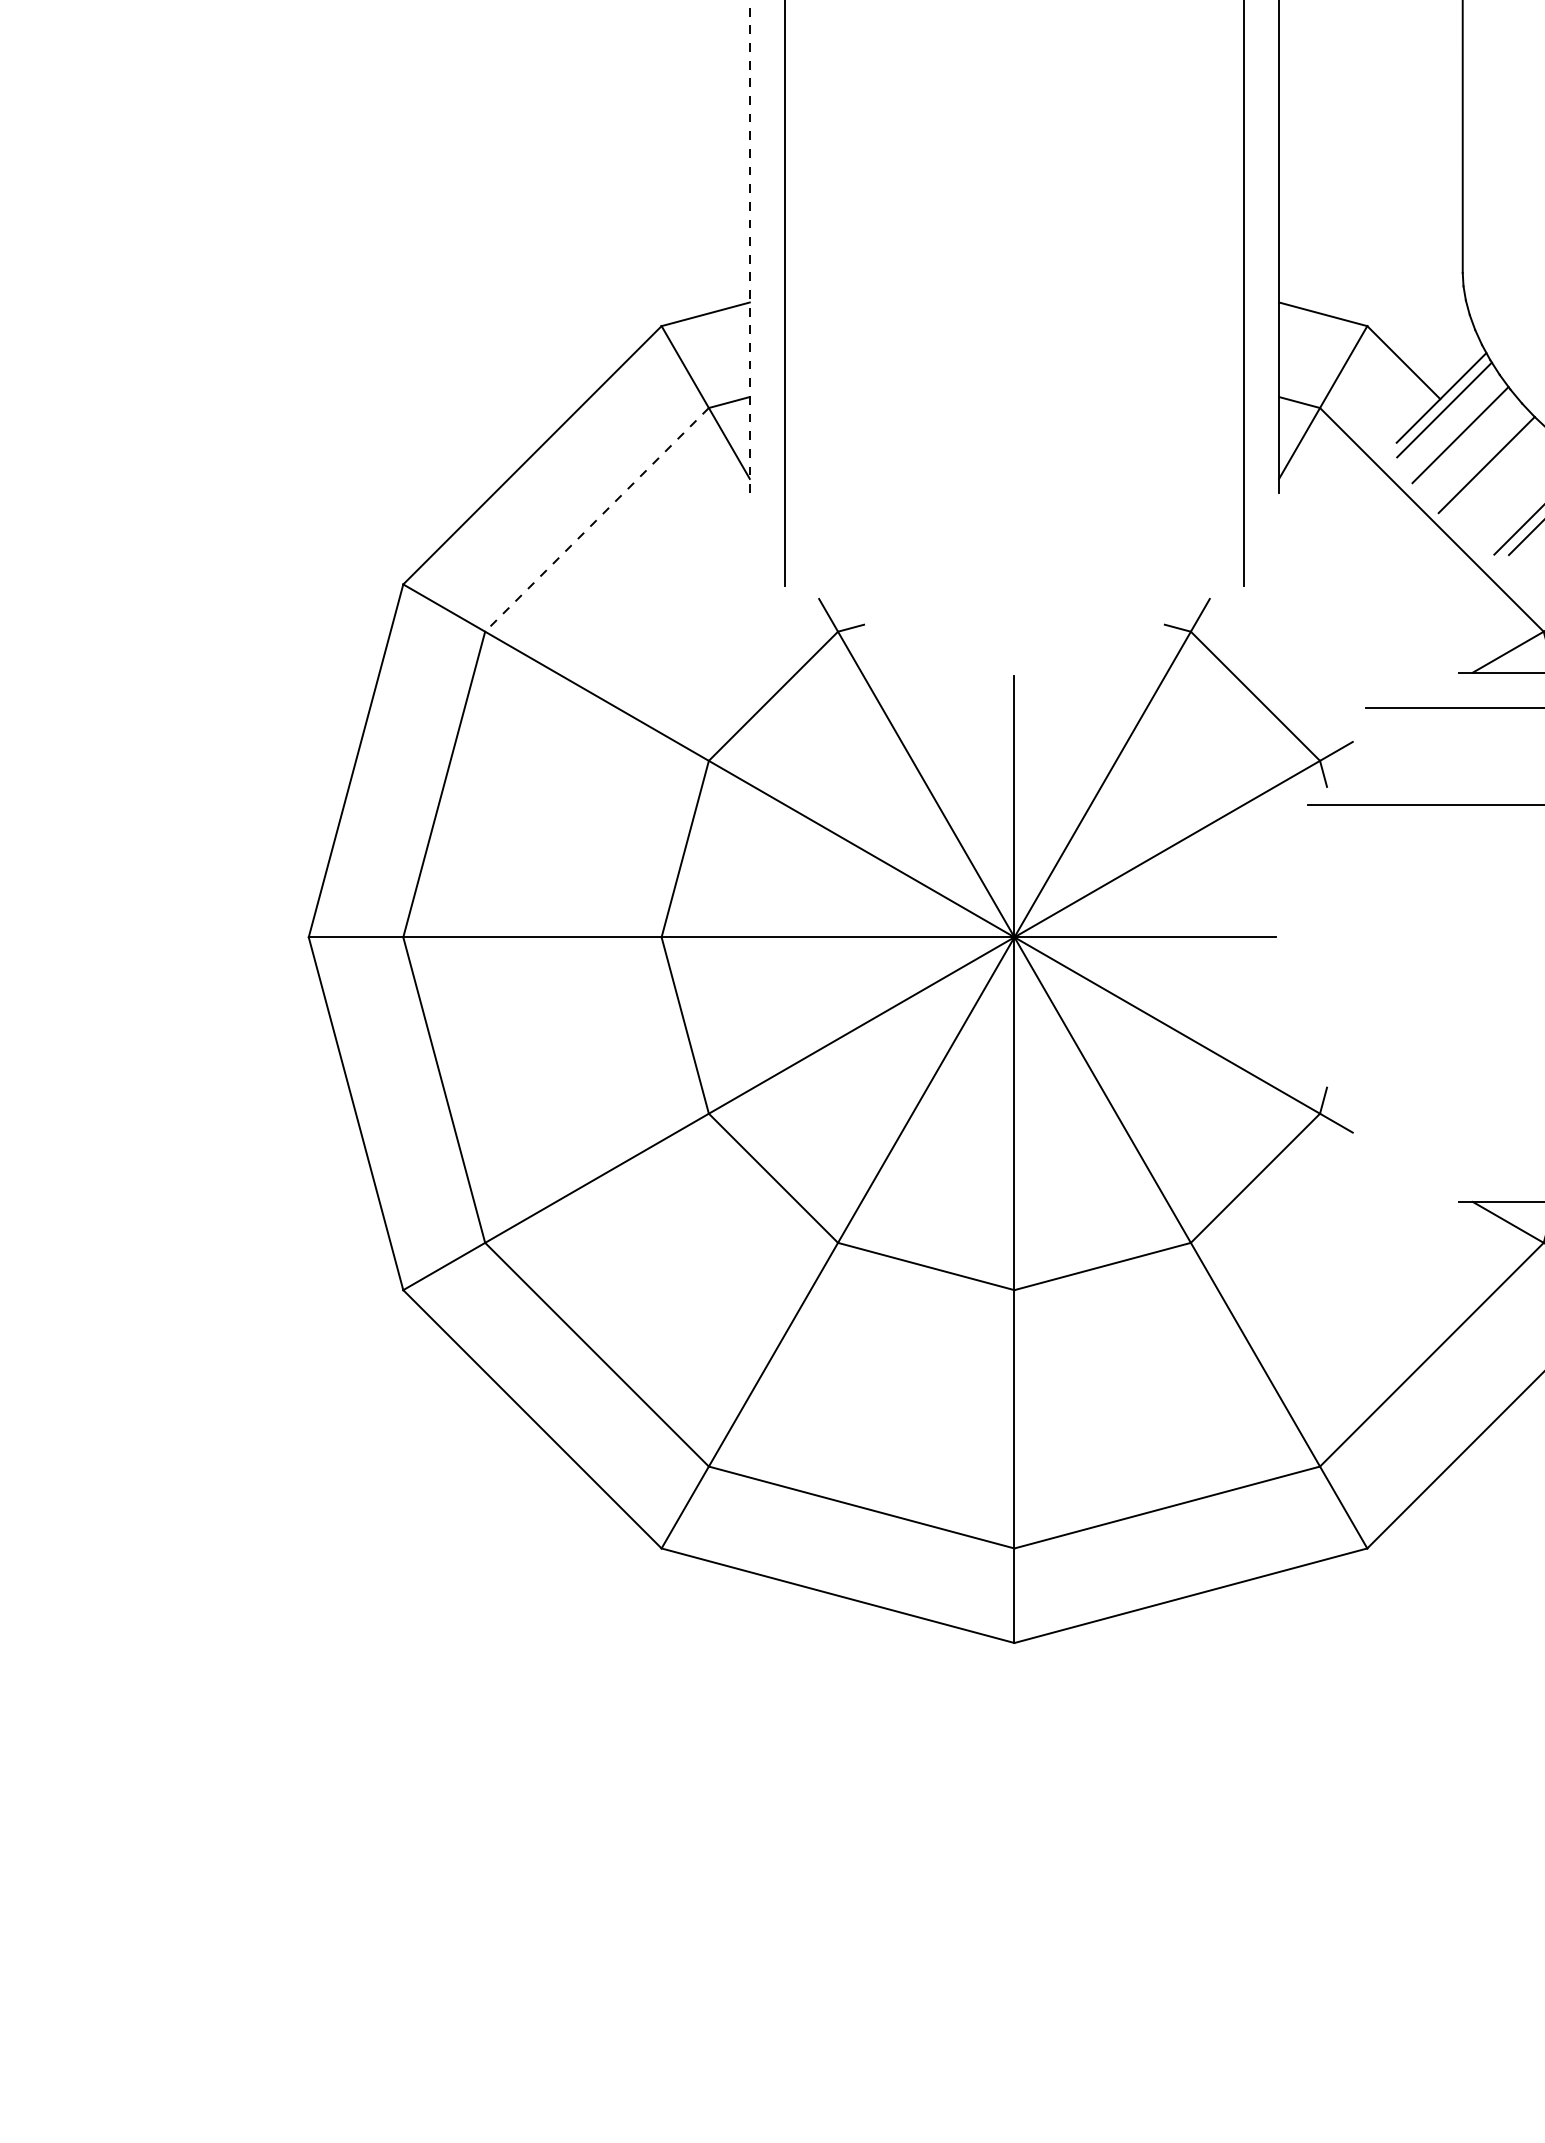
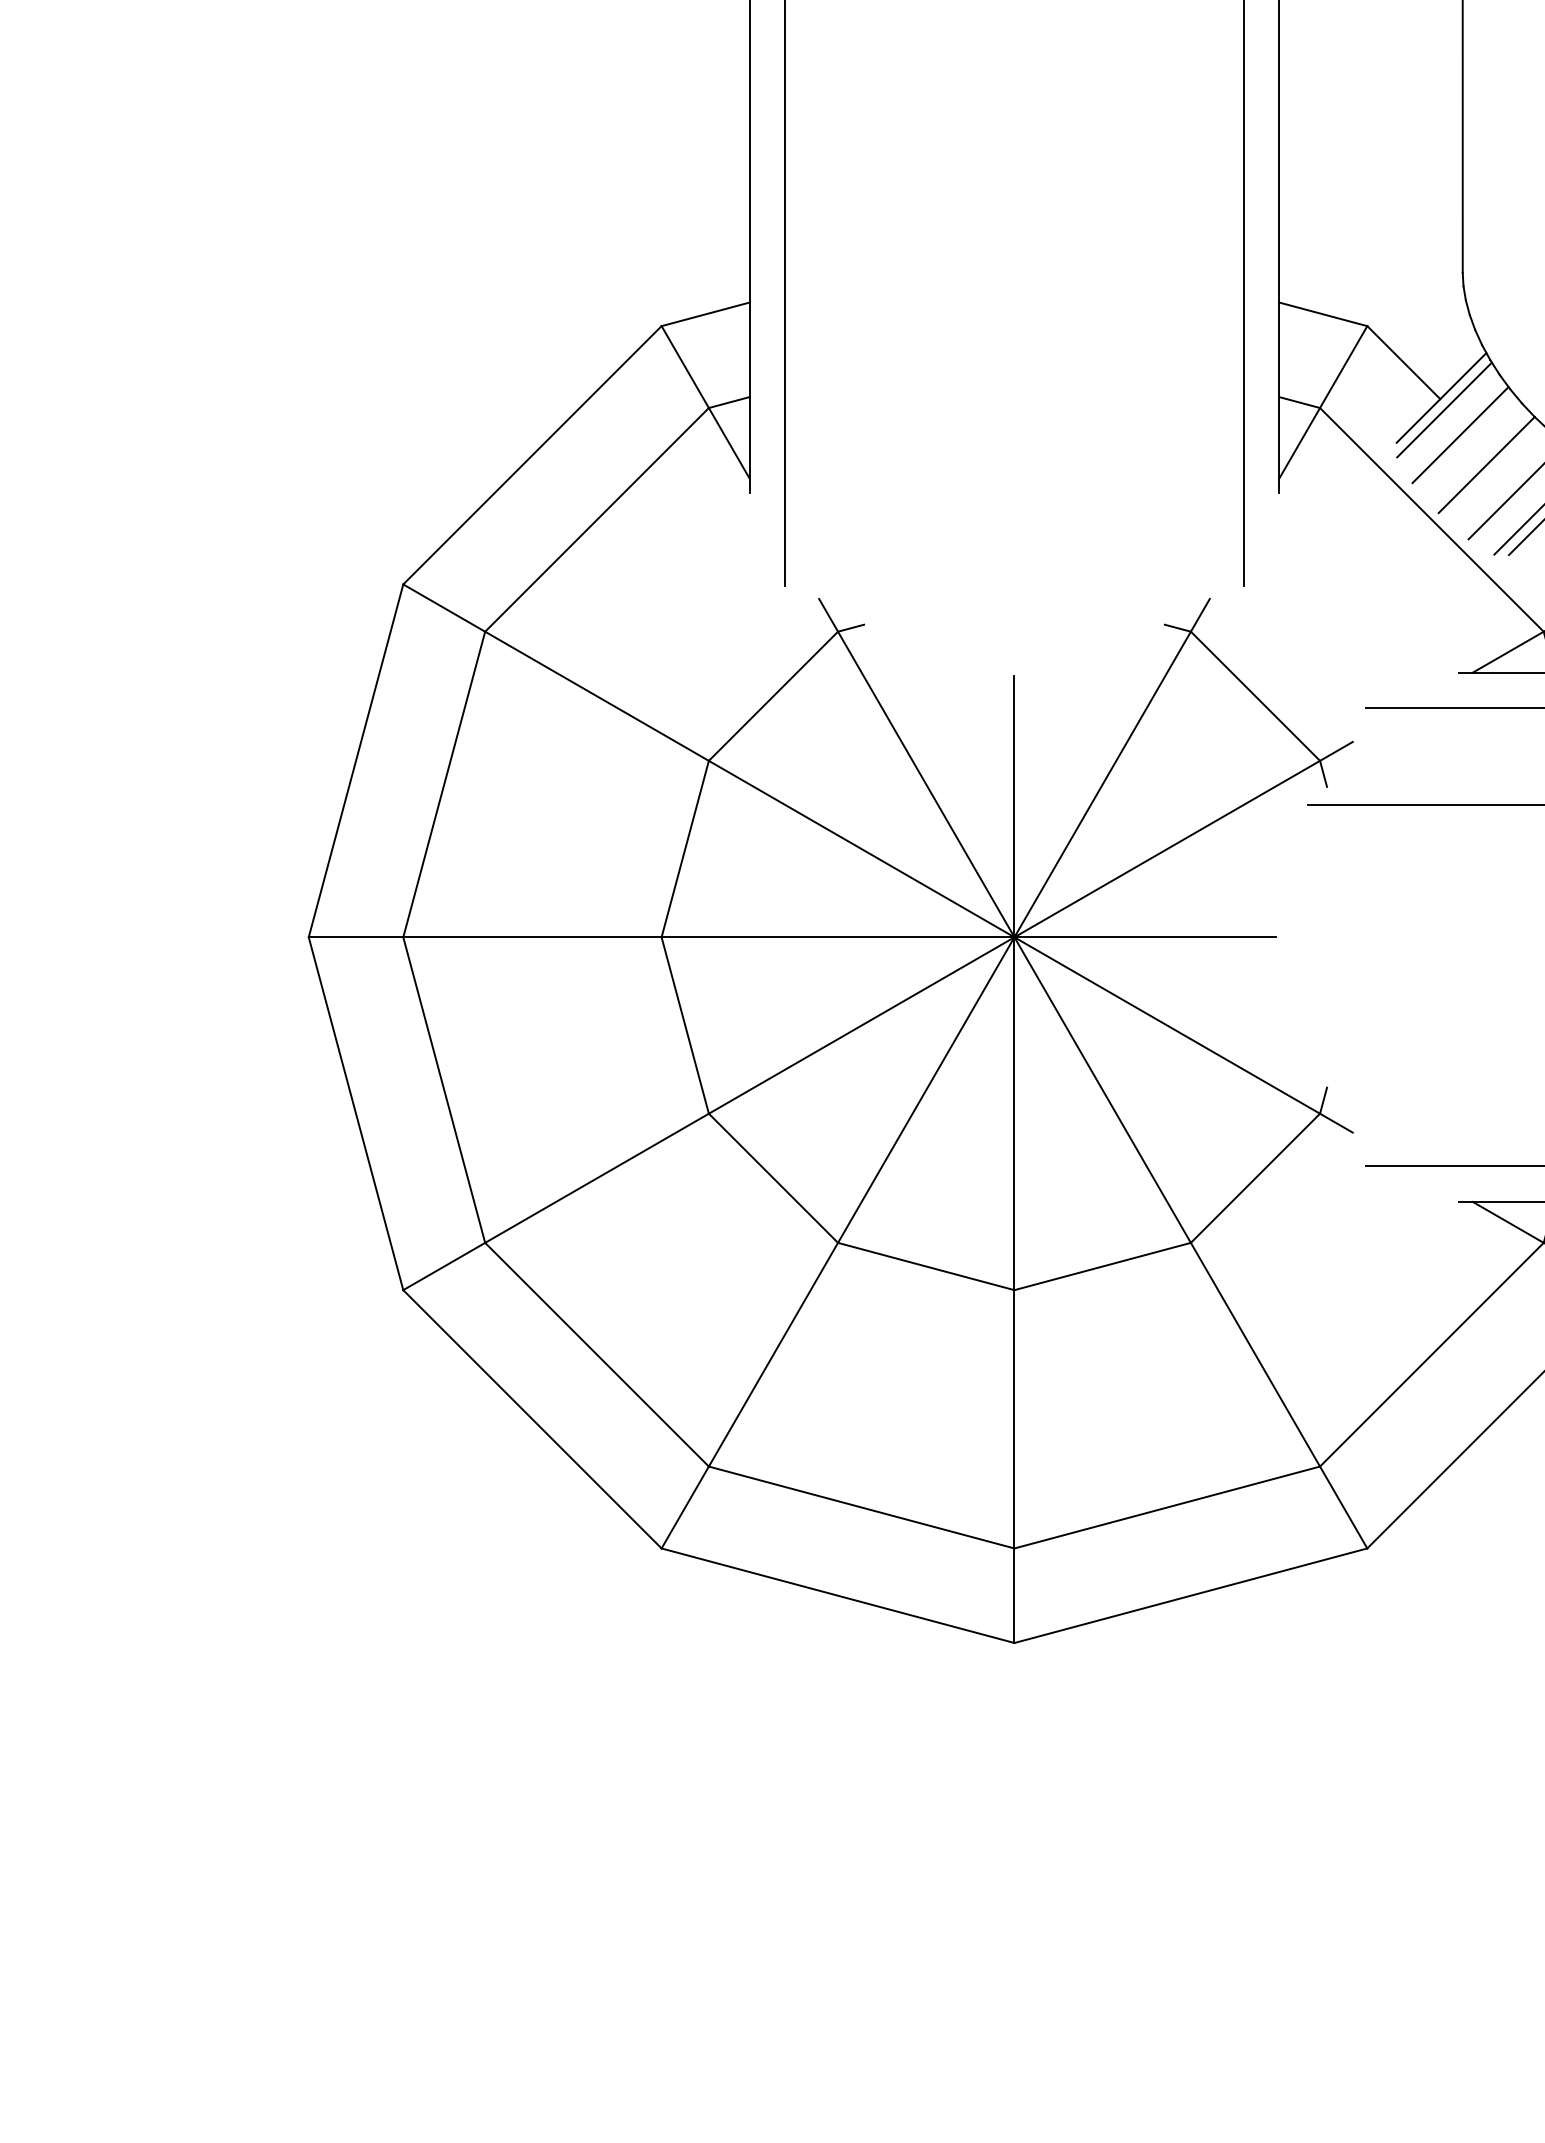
line: dashed -> solid (749, 246)
line: none -> present (1504, 502)
line: dashed -> solid (596, 520)
line: none -> present (1453, 1166)
